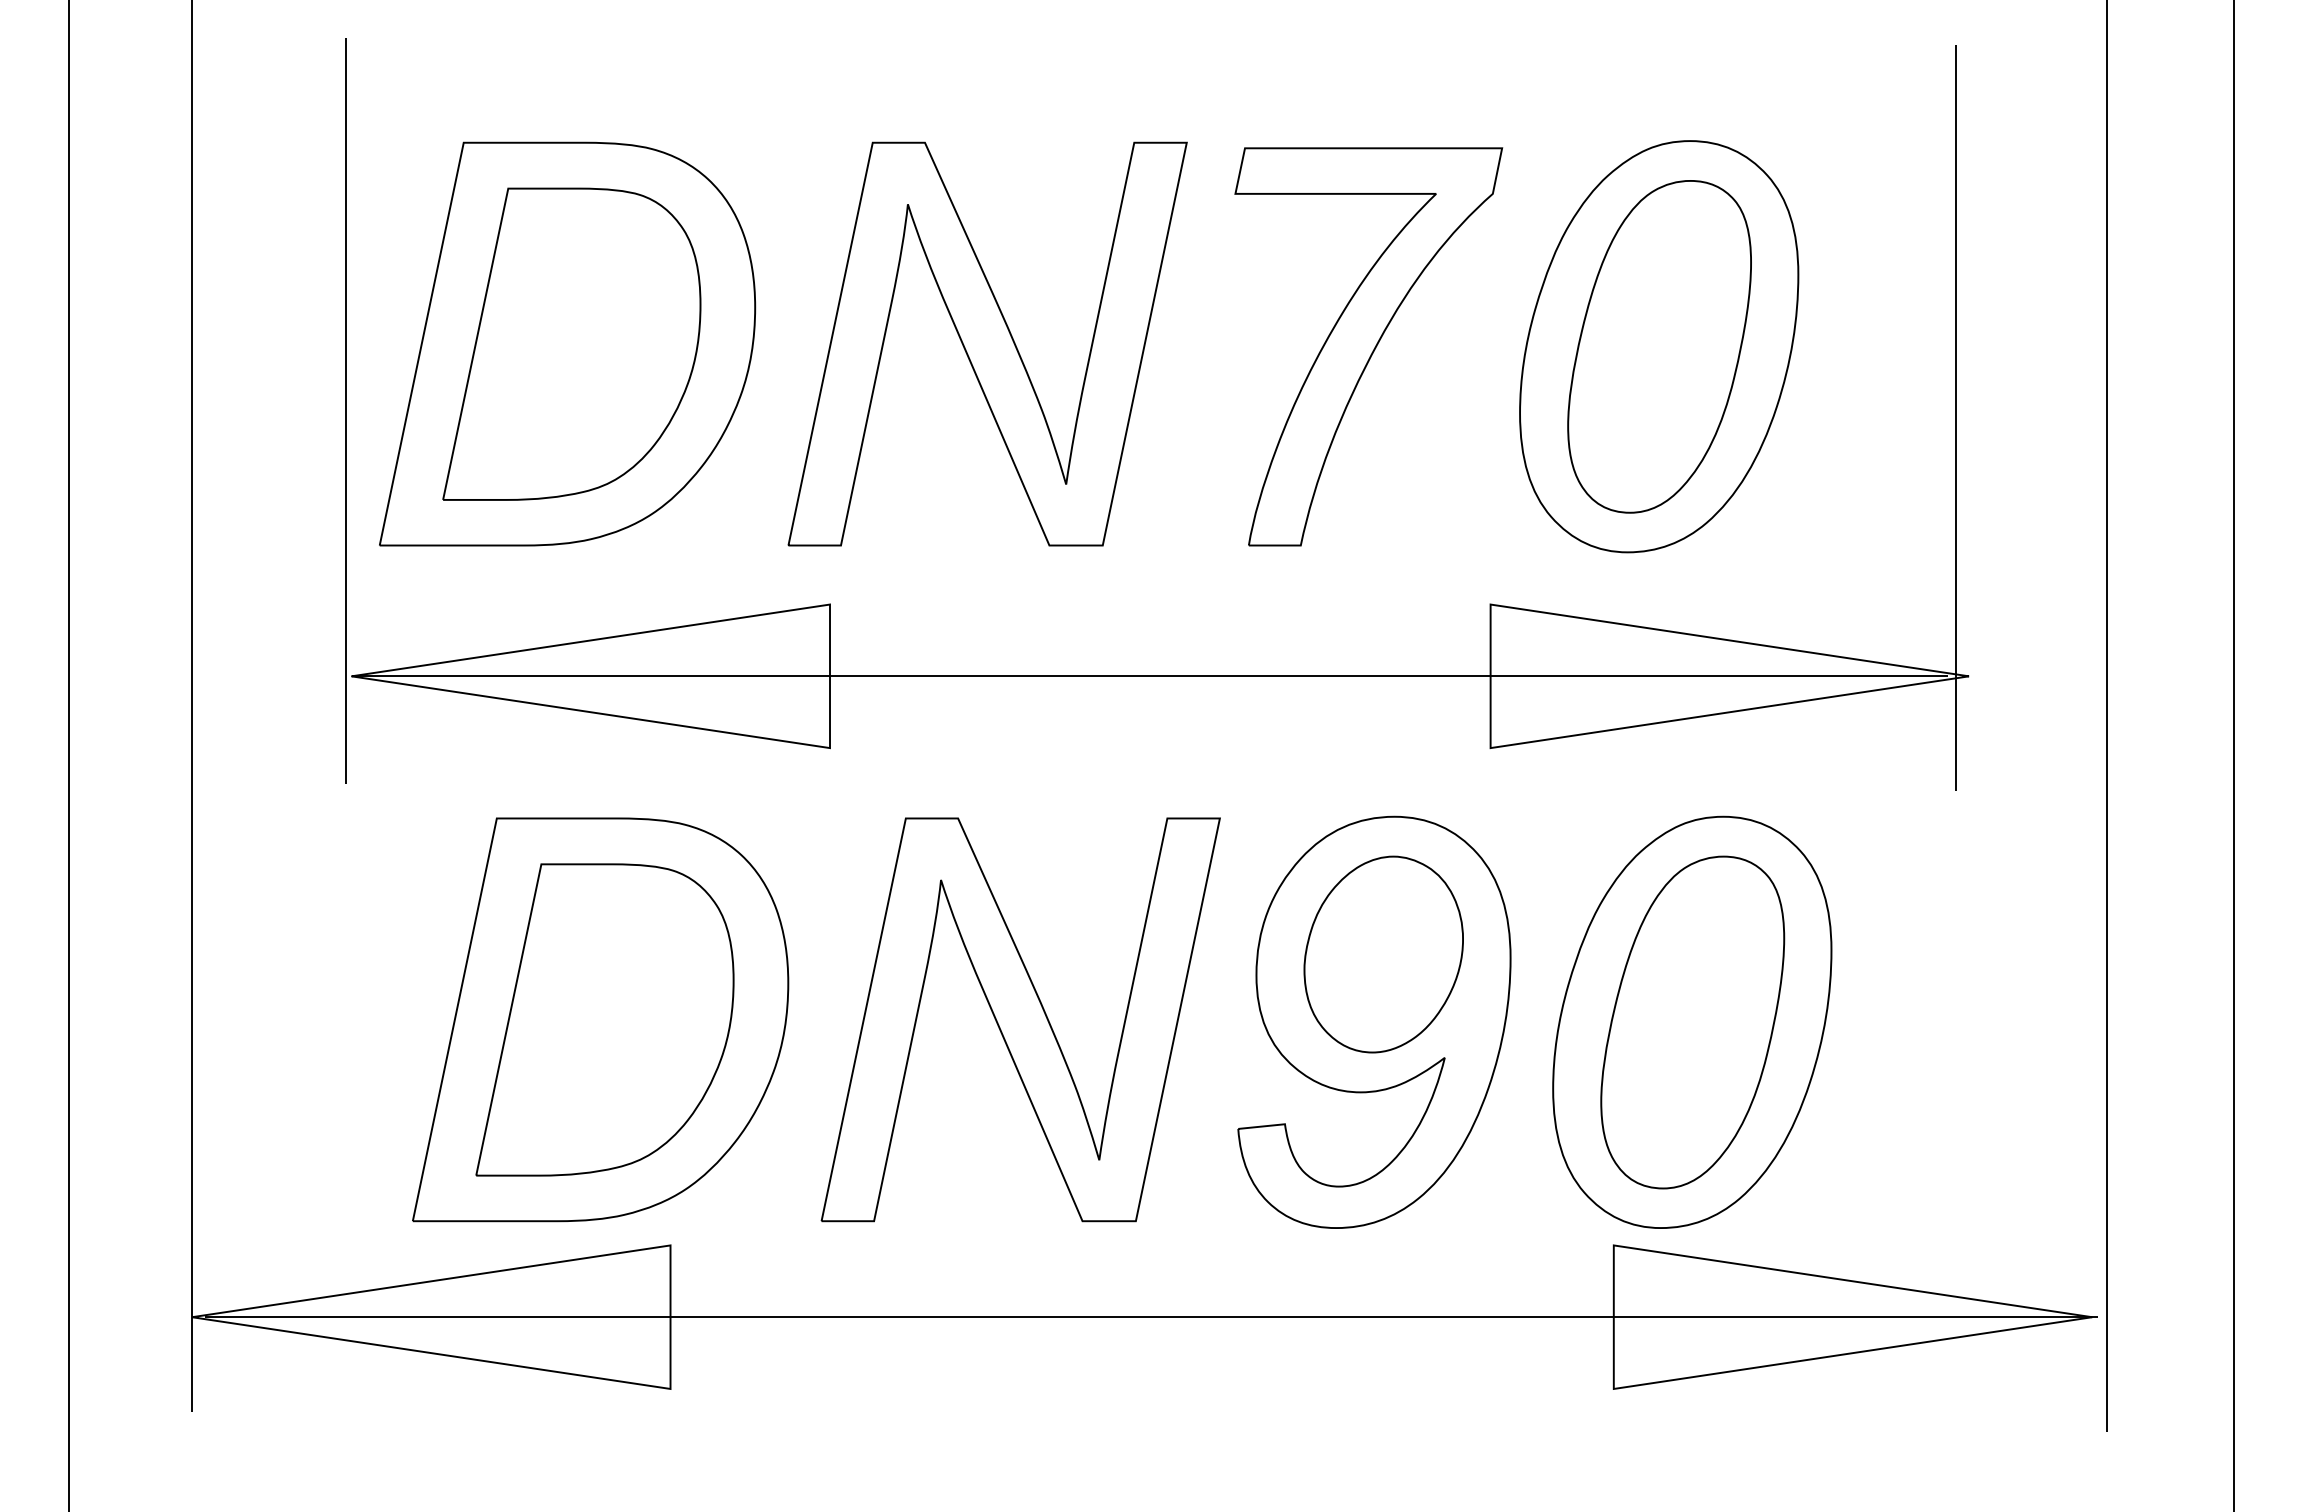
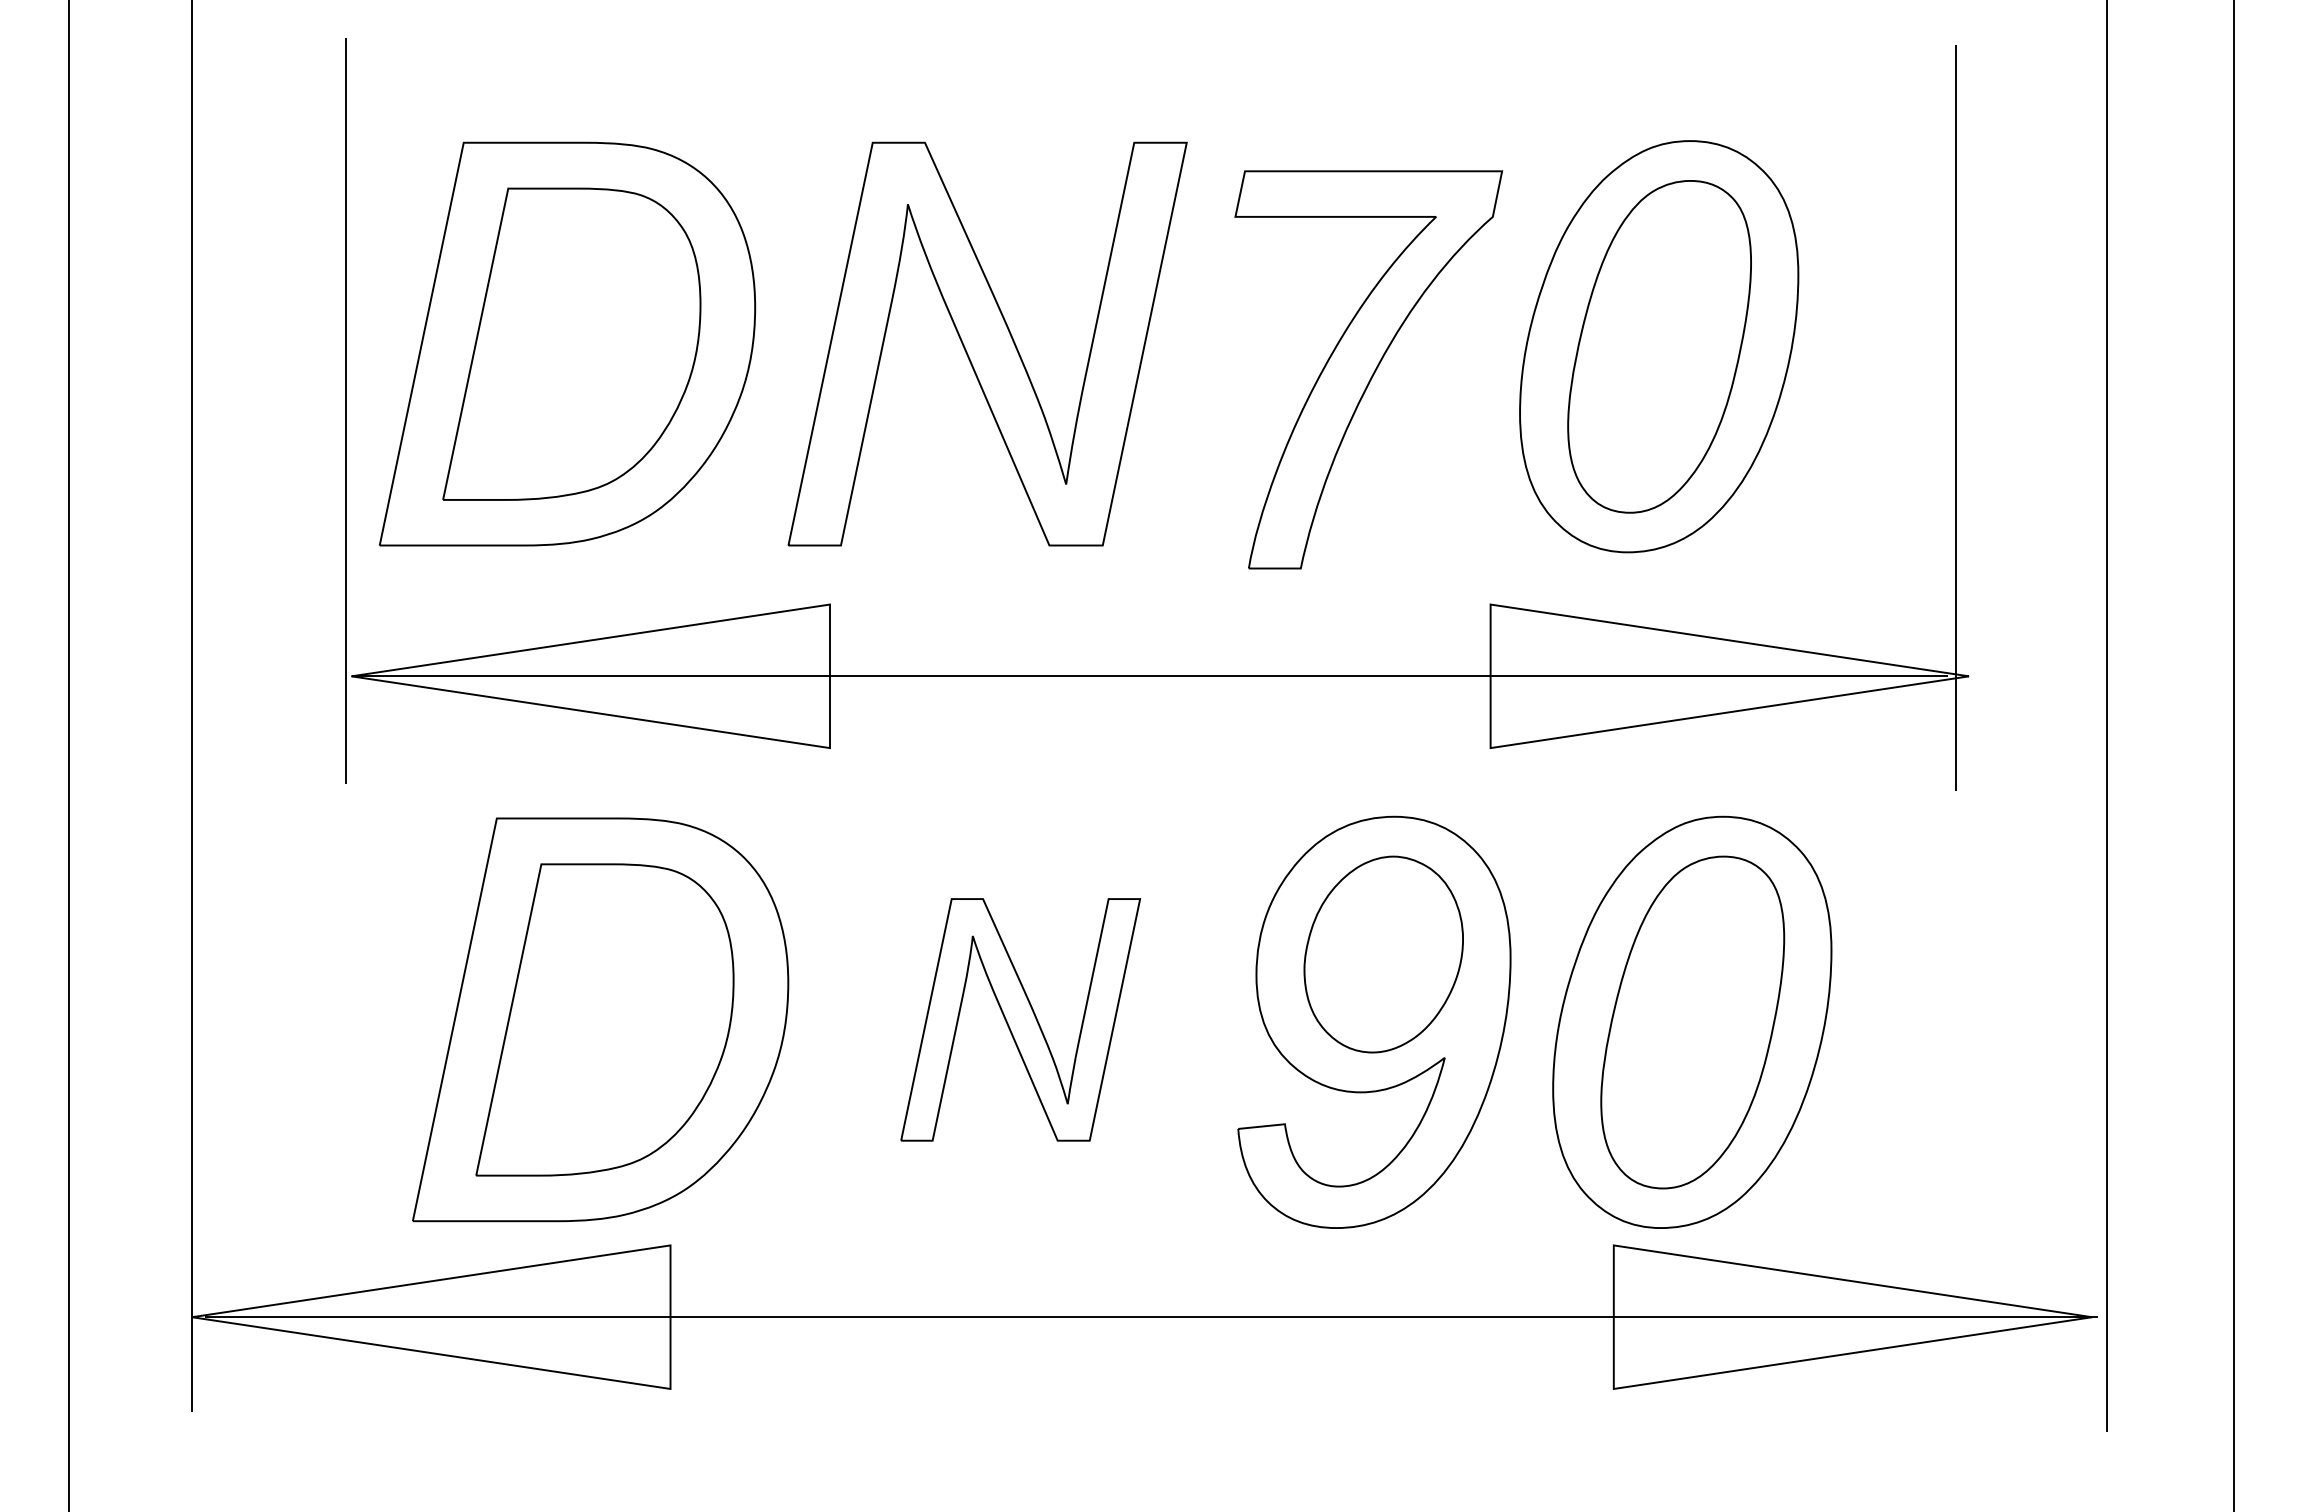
part position: (1368, 346) -> (1368, 369) (1368, 369)
part size: 401x406 px -> 242x244 px (1020, 1019)
